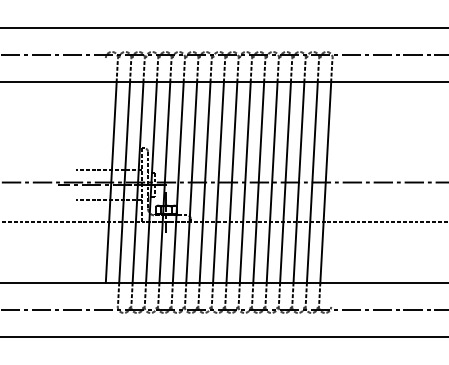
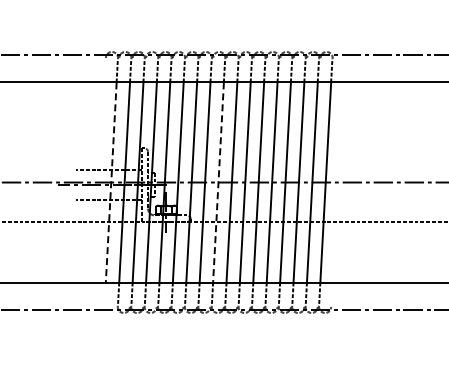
line: present -> none (223, 28)
line: solid -> dashed (111, 182)
line: solid -> dashed (218, 182)
line: present -> none (223, 336)
